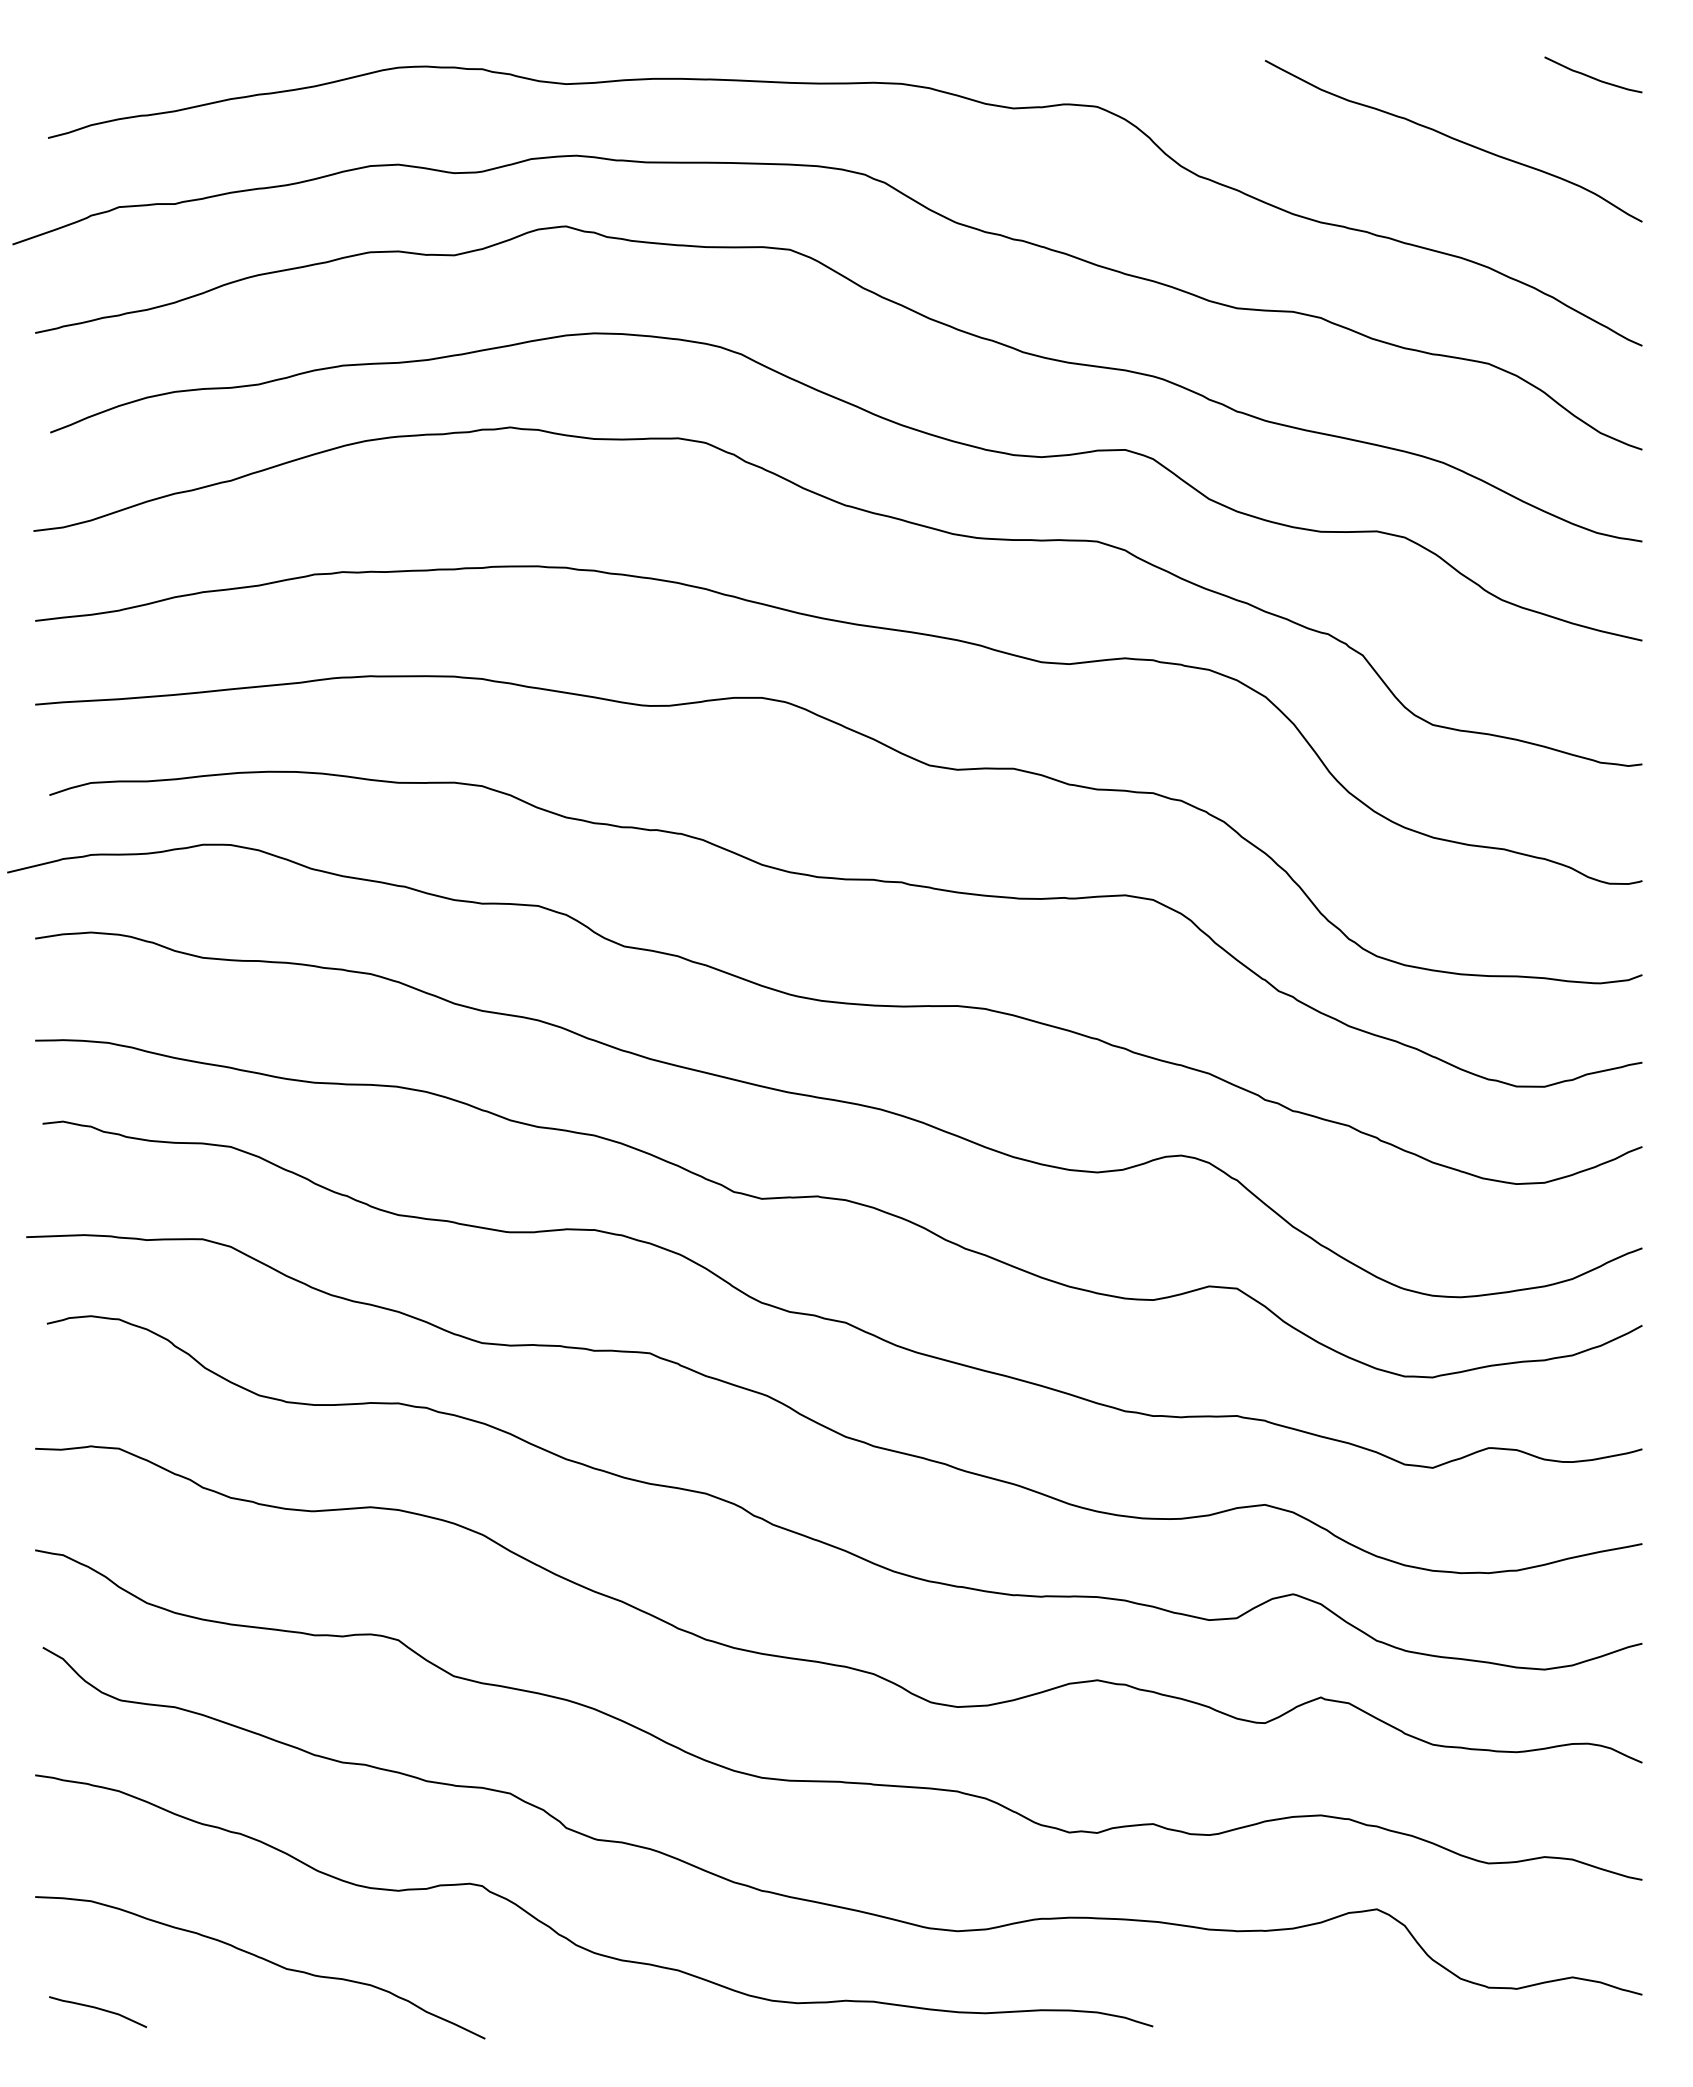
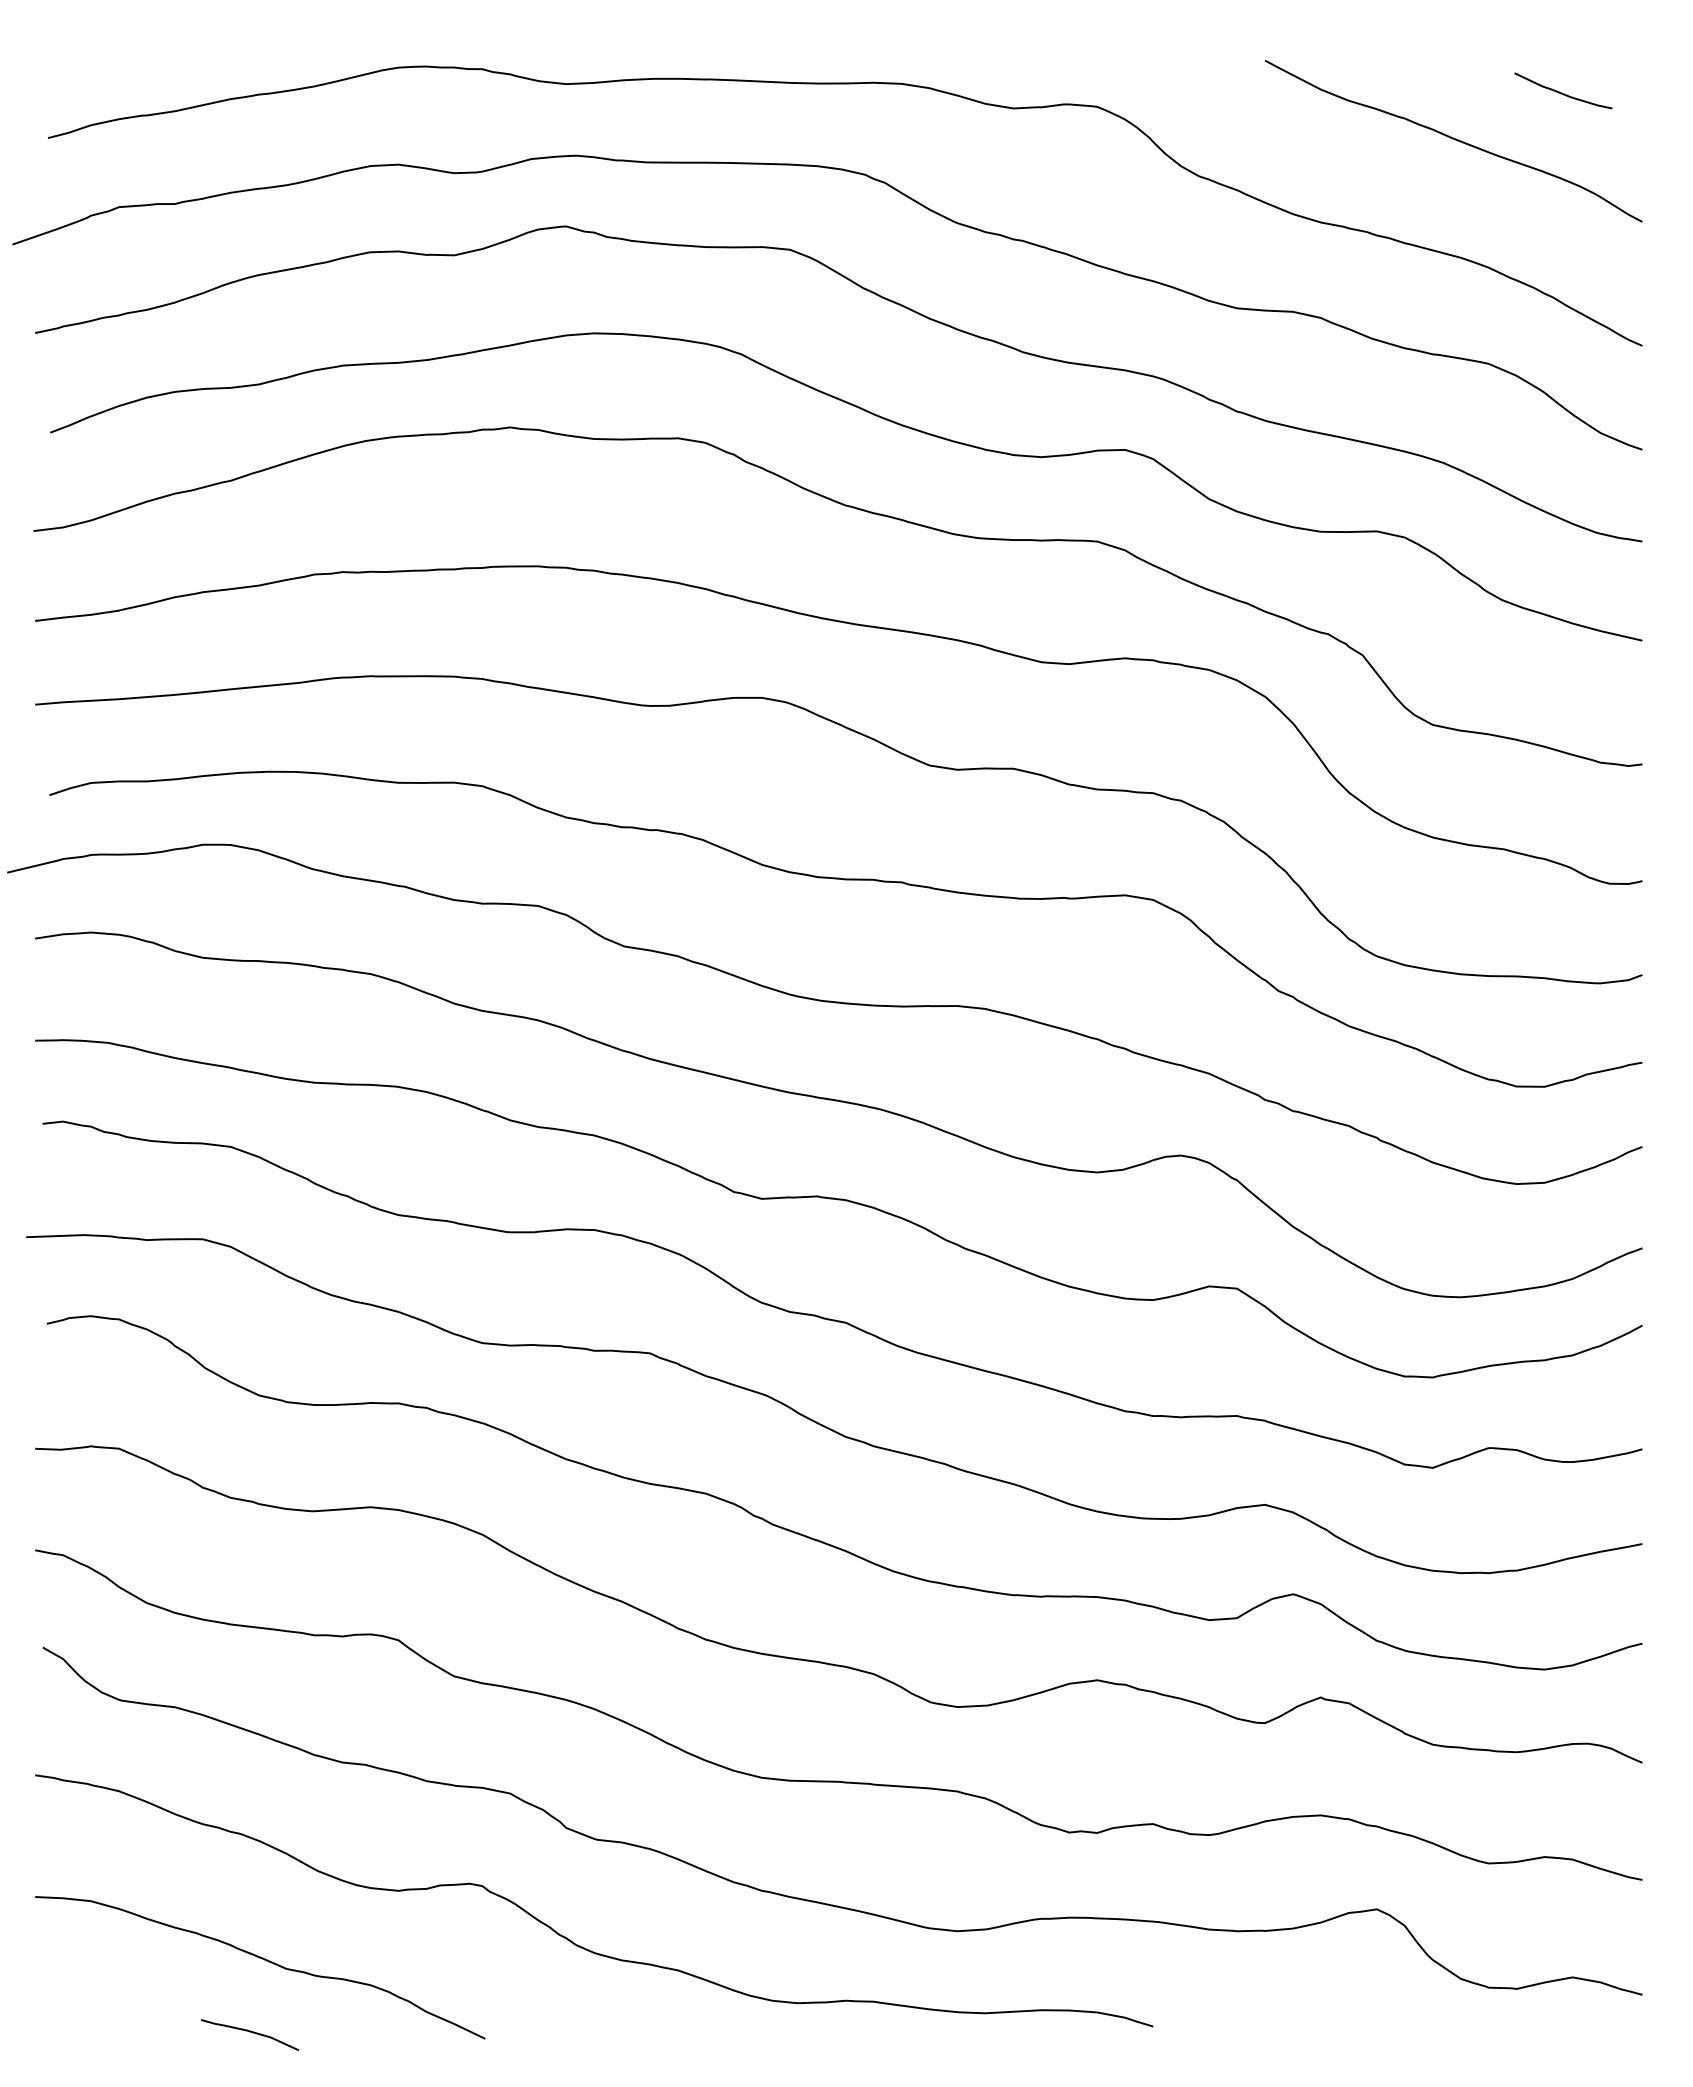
curve position: (1592, 76) -> (1562, 92) (1562, 92)
curve position: (98, 2009) -> (250, 2032) (250, 2032)
